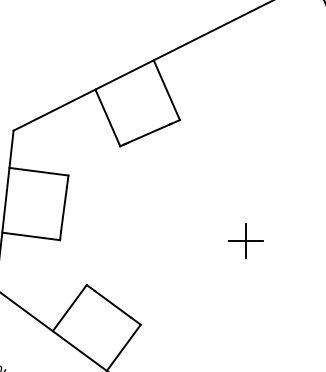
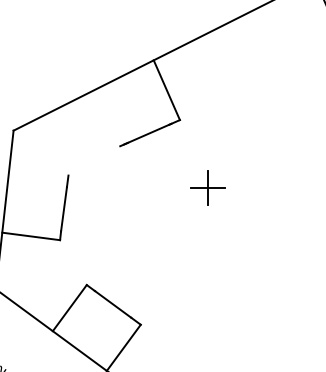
line: present -> none (107, 117)
line: present -> none (38, 171)
part position: (245, 240) -> (207, 187) (207, 187)
